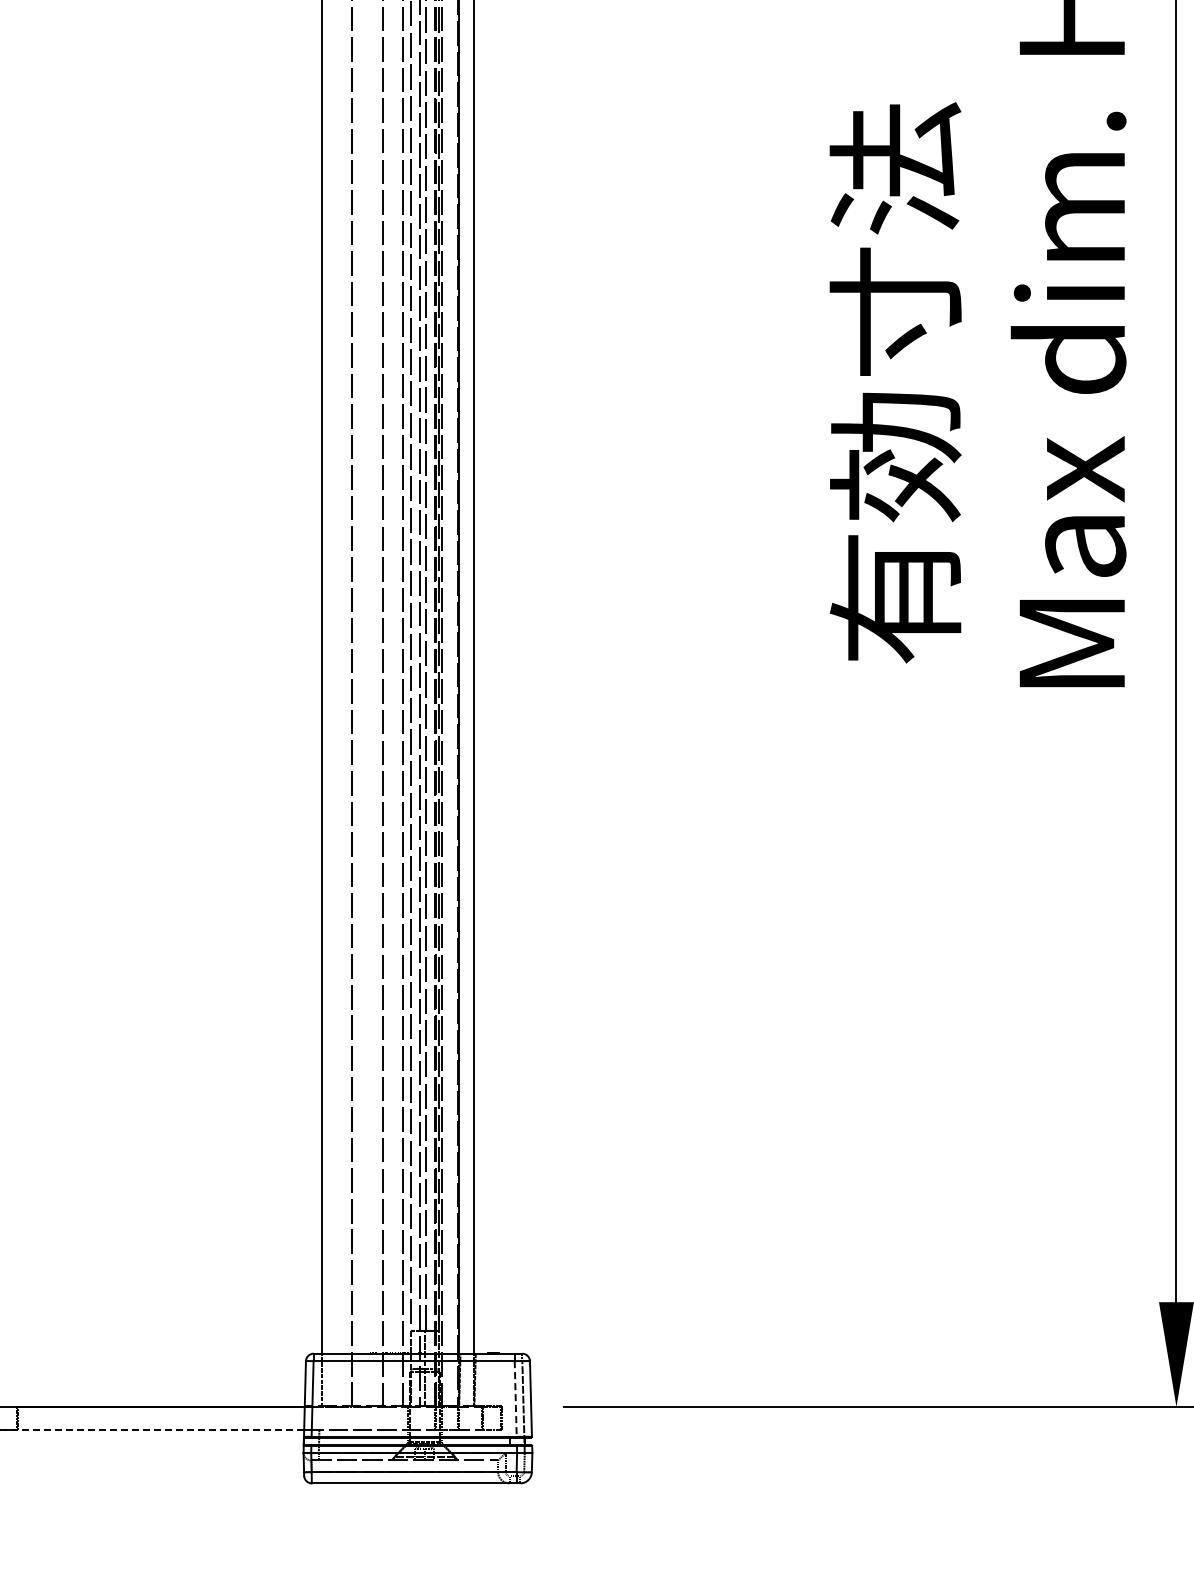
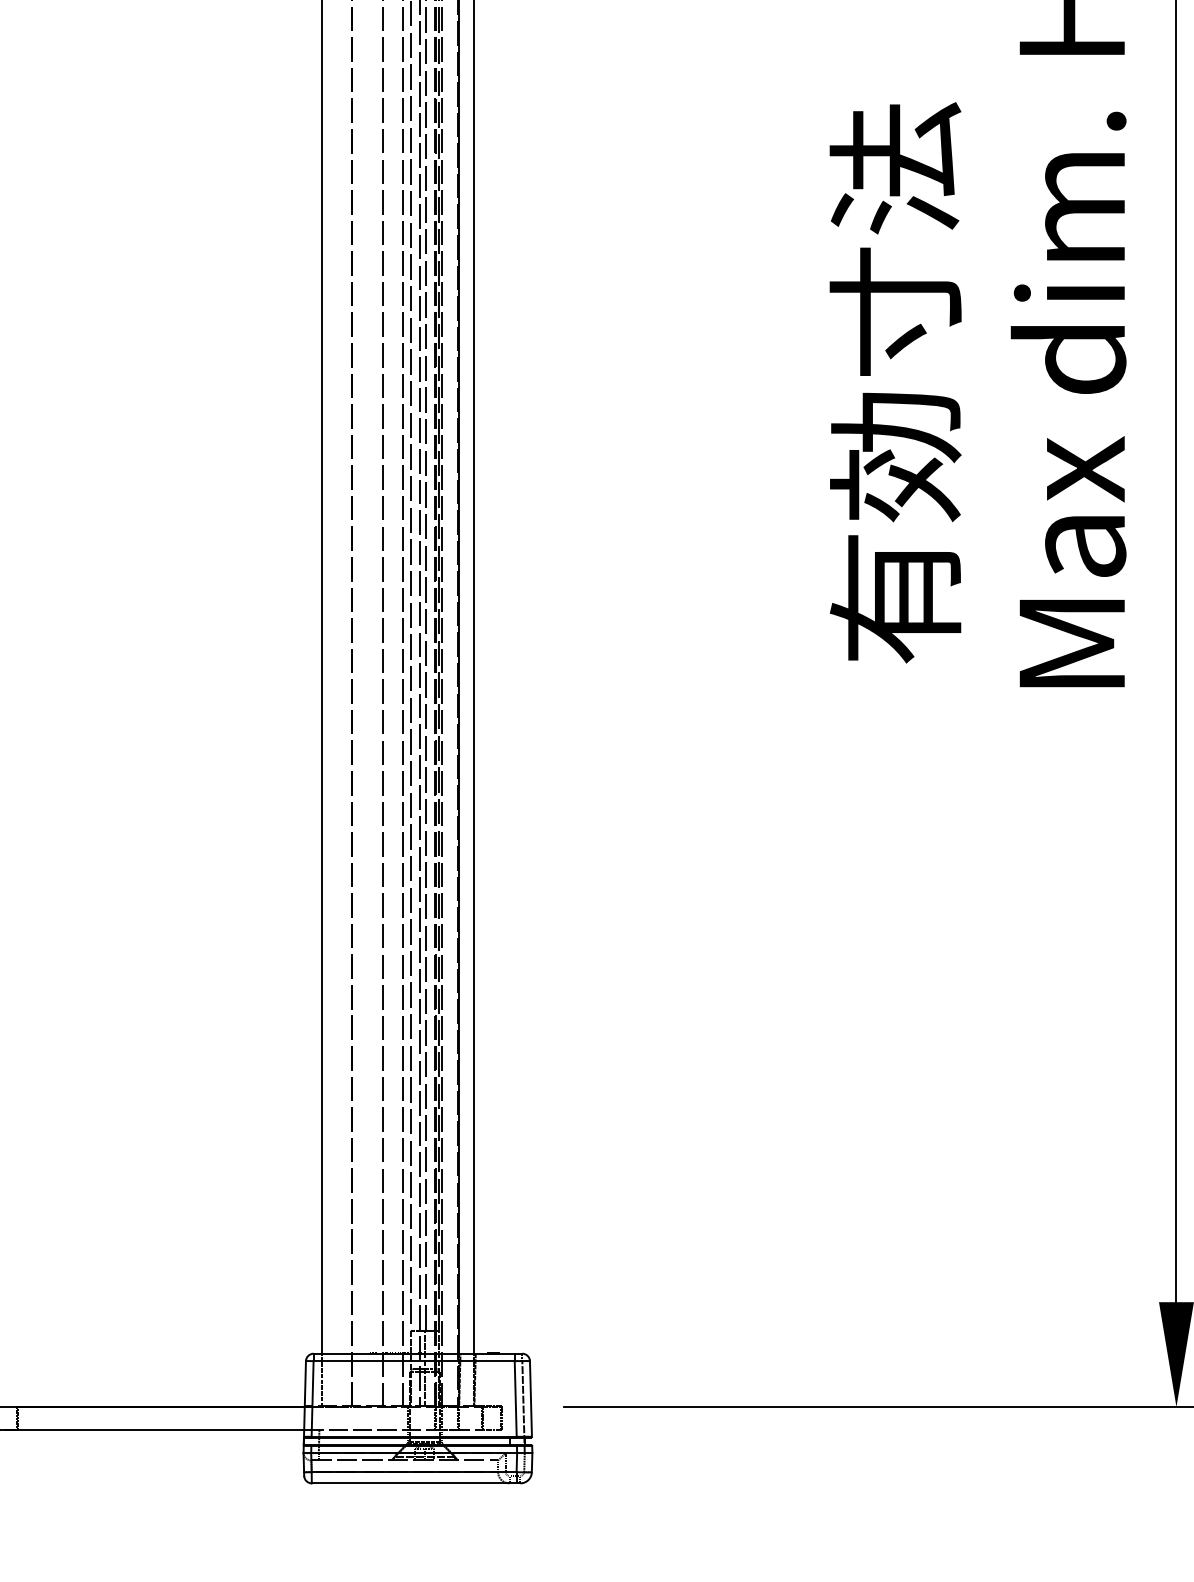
line: dashed -> solid (515, 1398)
line: dashed -> solid (152, 1429)
